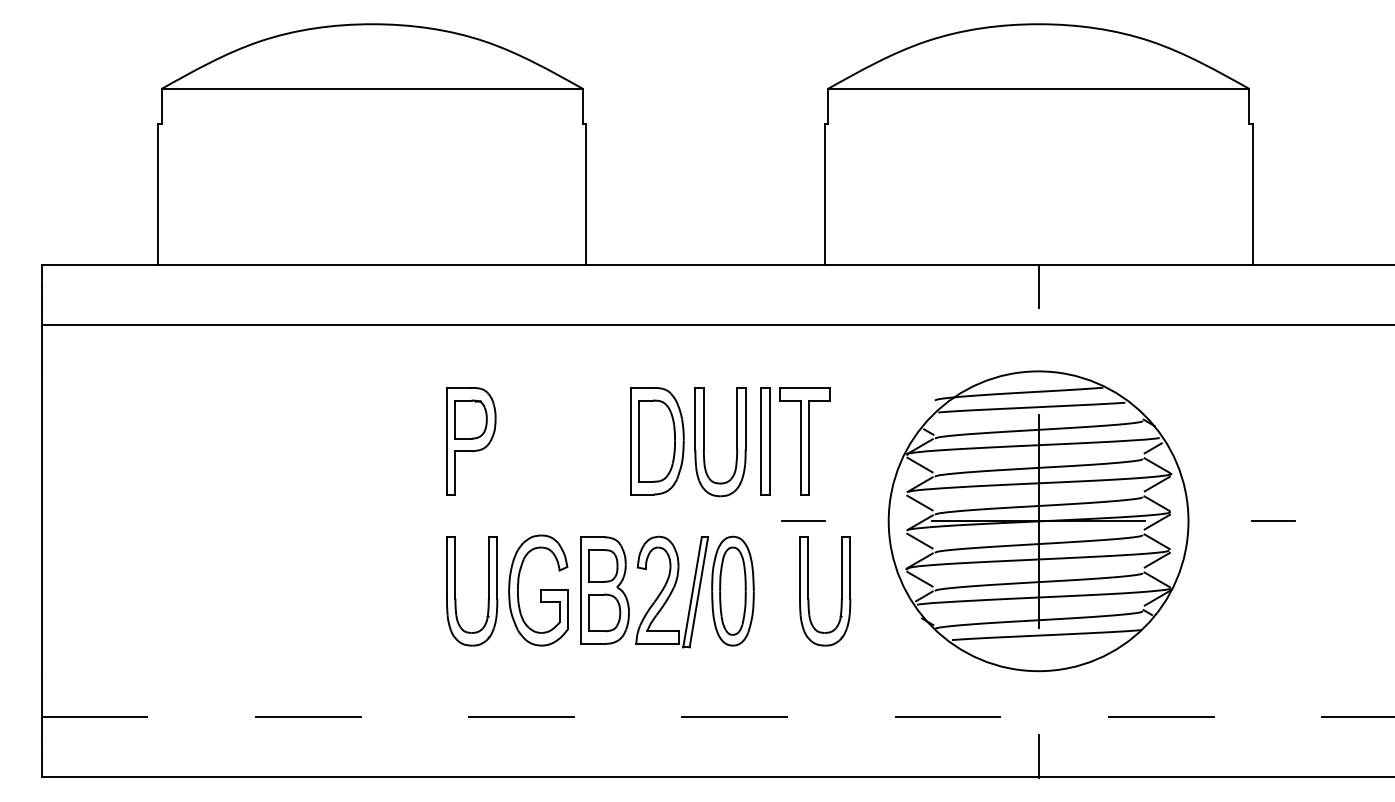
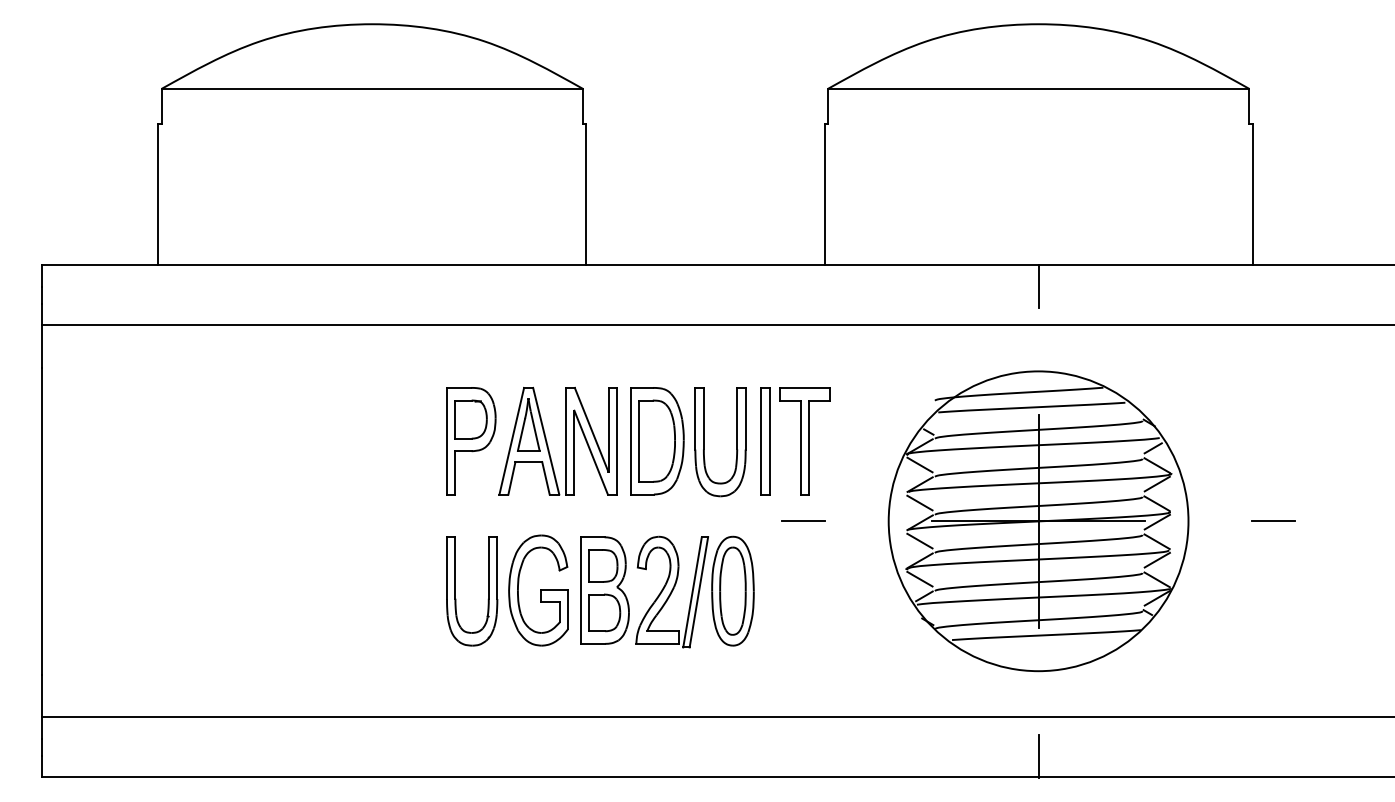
part: none -> present (565, 440)
part: present -> none (841, 591)
line: dashed -> solid (718, 717)
